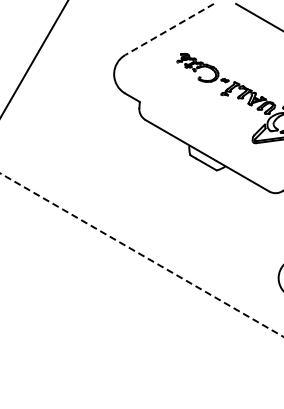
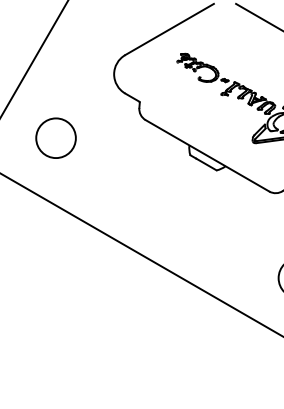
line: dashed -> solid (169, 29)
circle: none -> present (55, 137)
line: dashed -> solid (142, 255)
